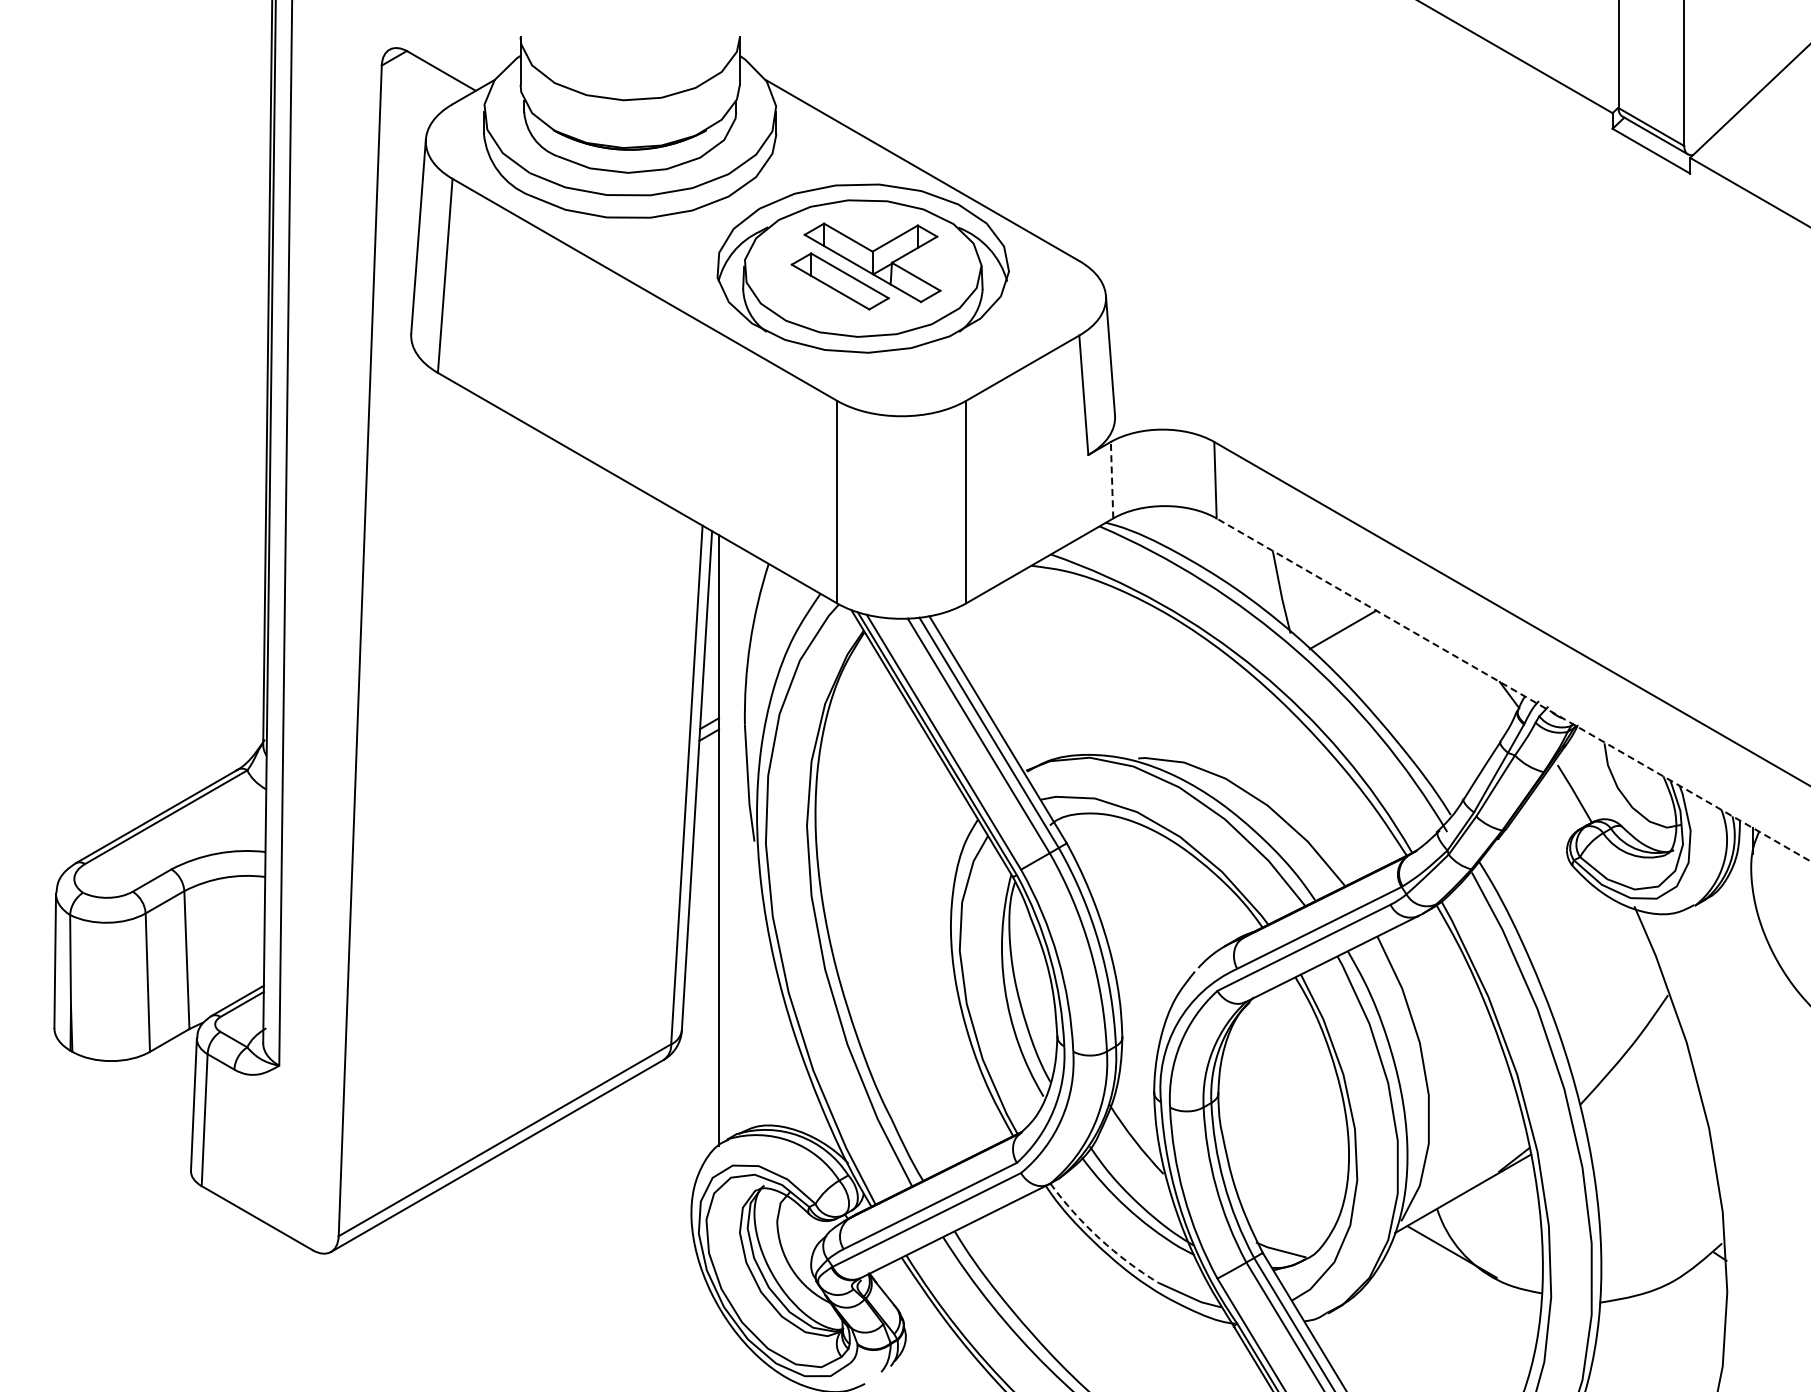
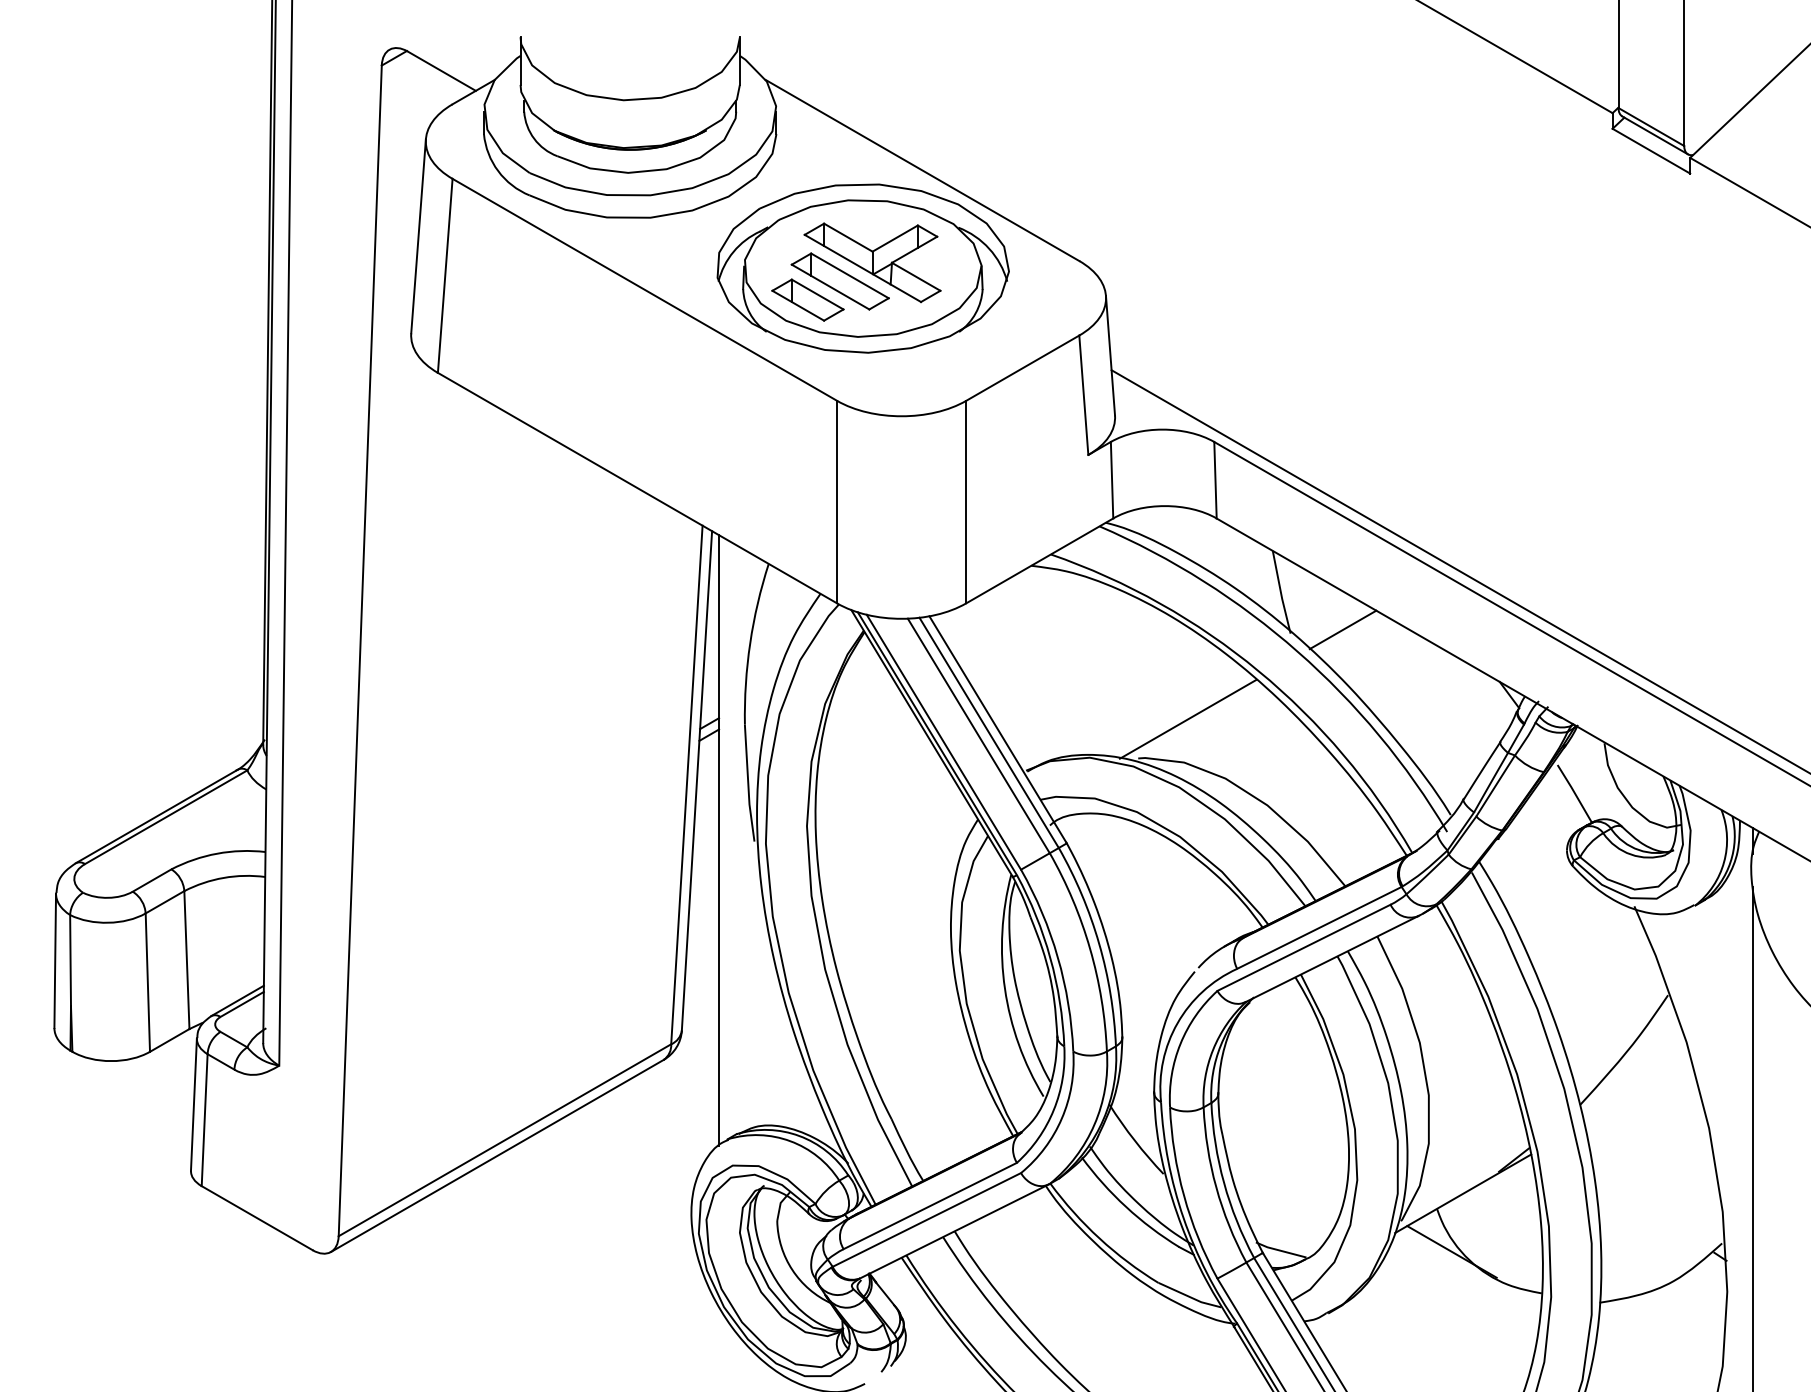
part: none -> present (807, 299)
line: dashed -> solid (1112, 479)
line: none -> present (1459, 571)
line: dashed -> solid (1513, 689)
line: none -> present (1187, 718)
line: none -> present (1753, 1137)
arc: dashed -> solid (1099, 1238)
